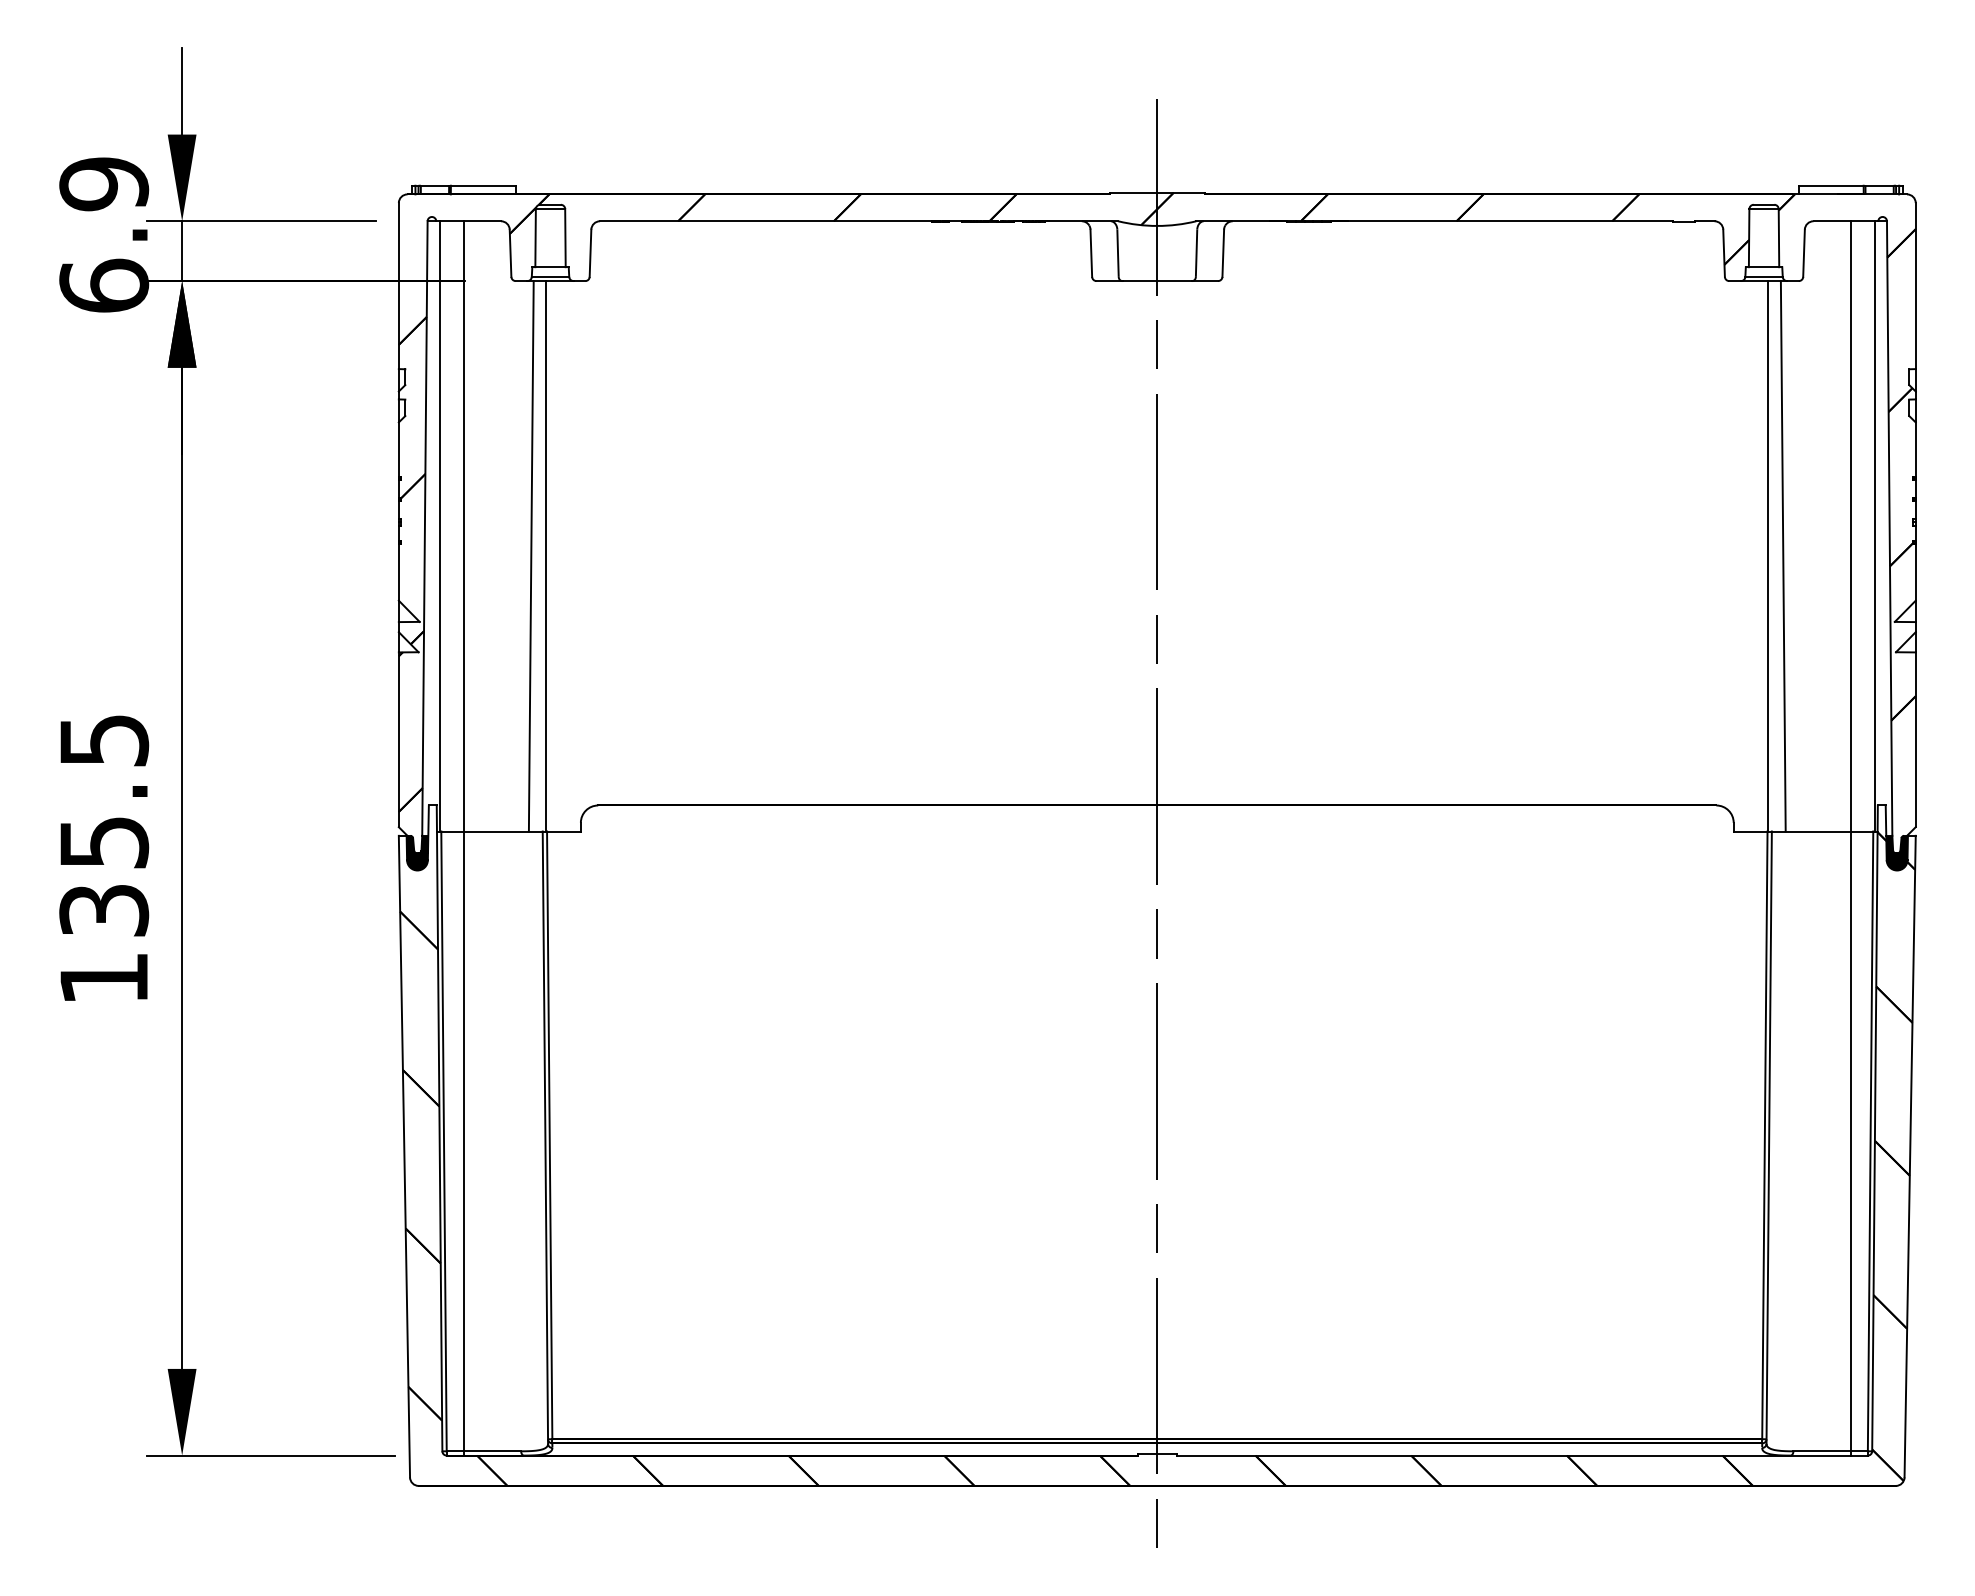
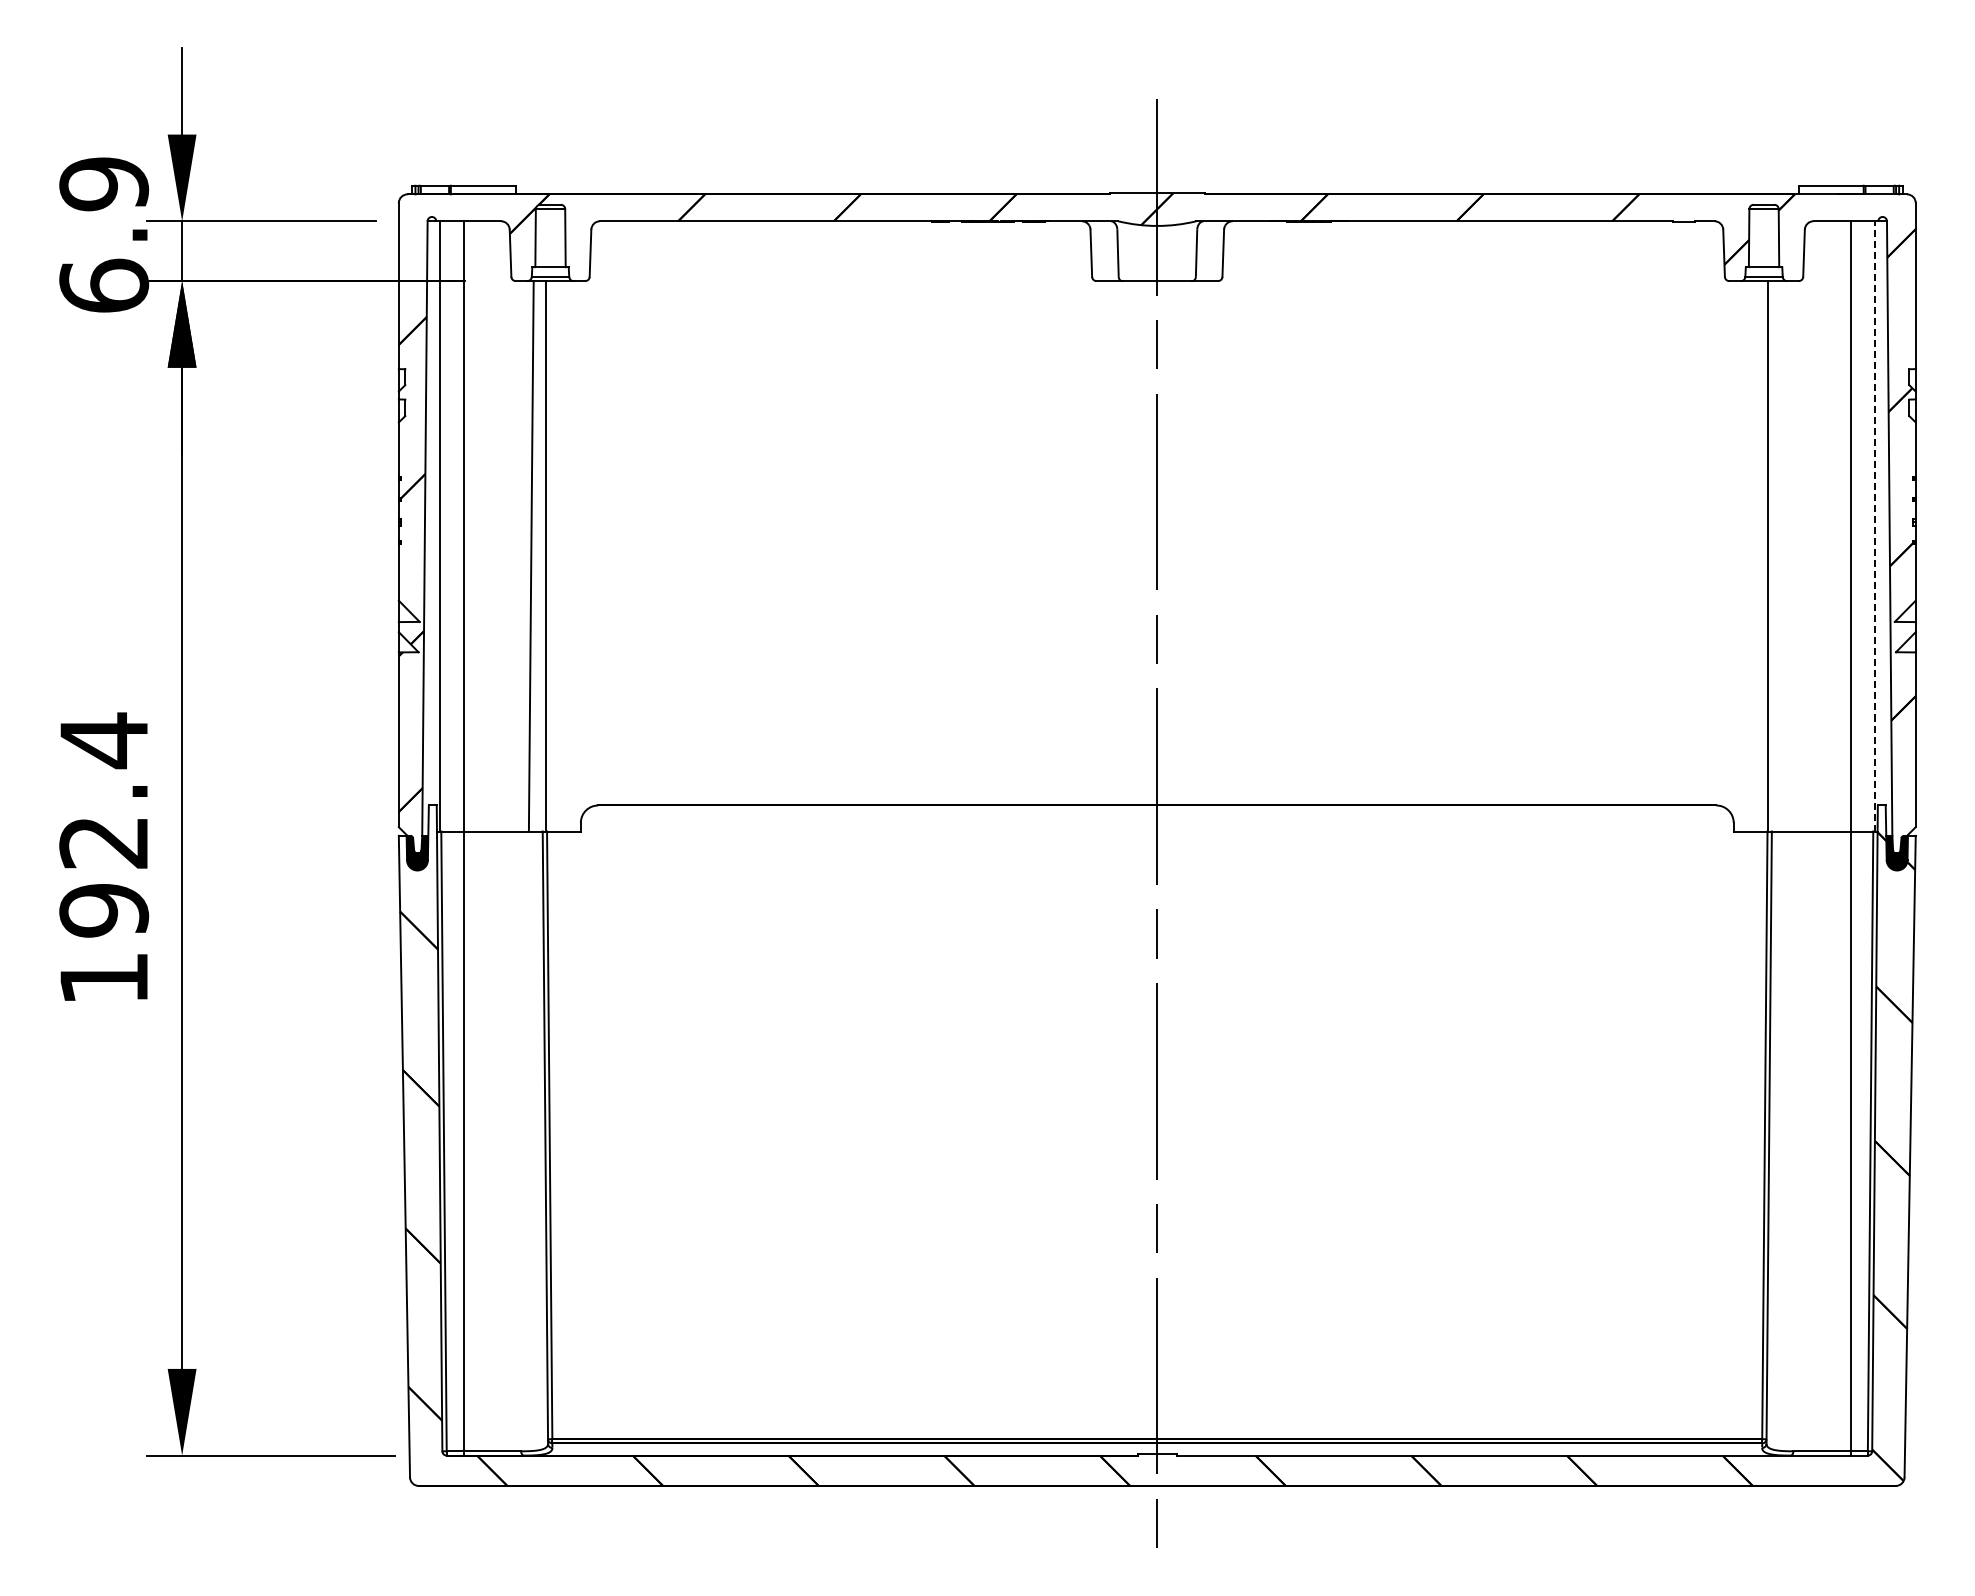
line: solid -> dashed (1875, 525)
line: present -> none (1782, 556)
text: 135.5 -> 192.4 (104, 824)
